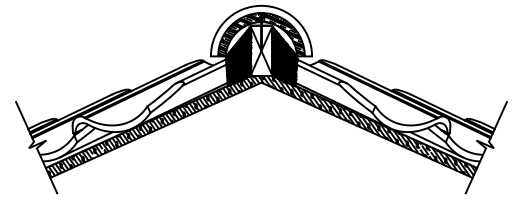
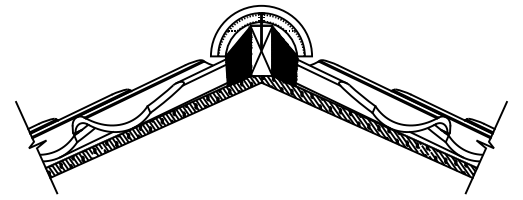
hatch: present -> none (261, 34)
